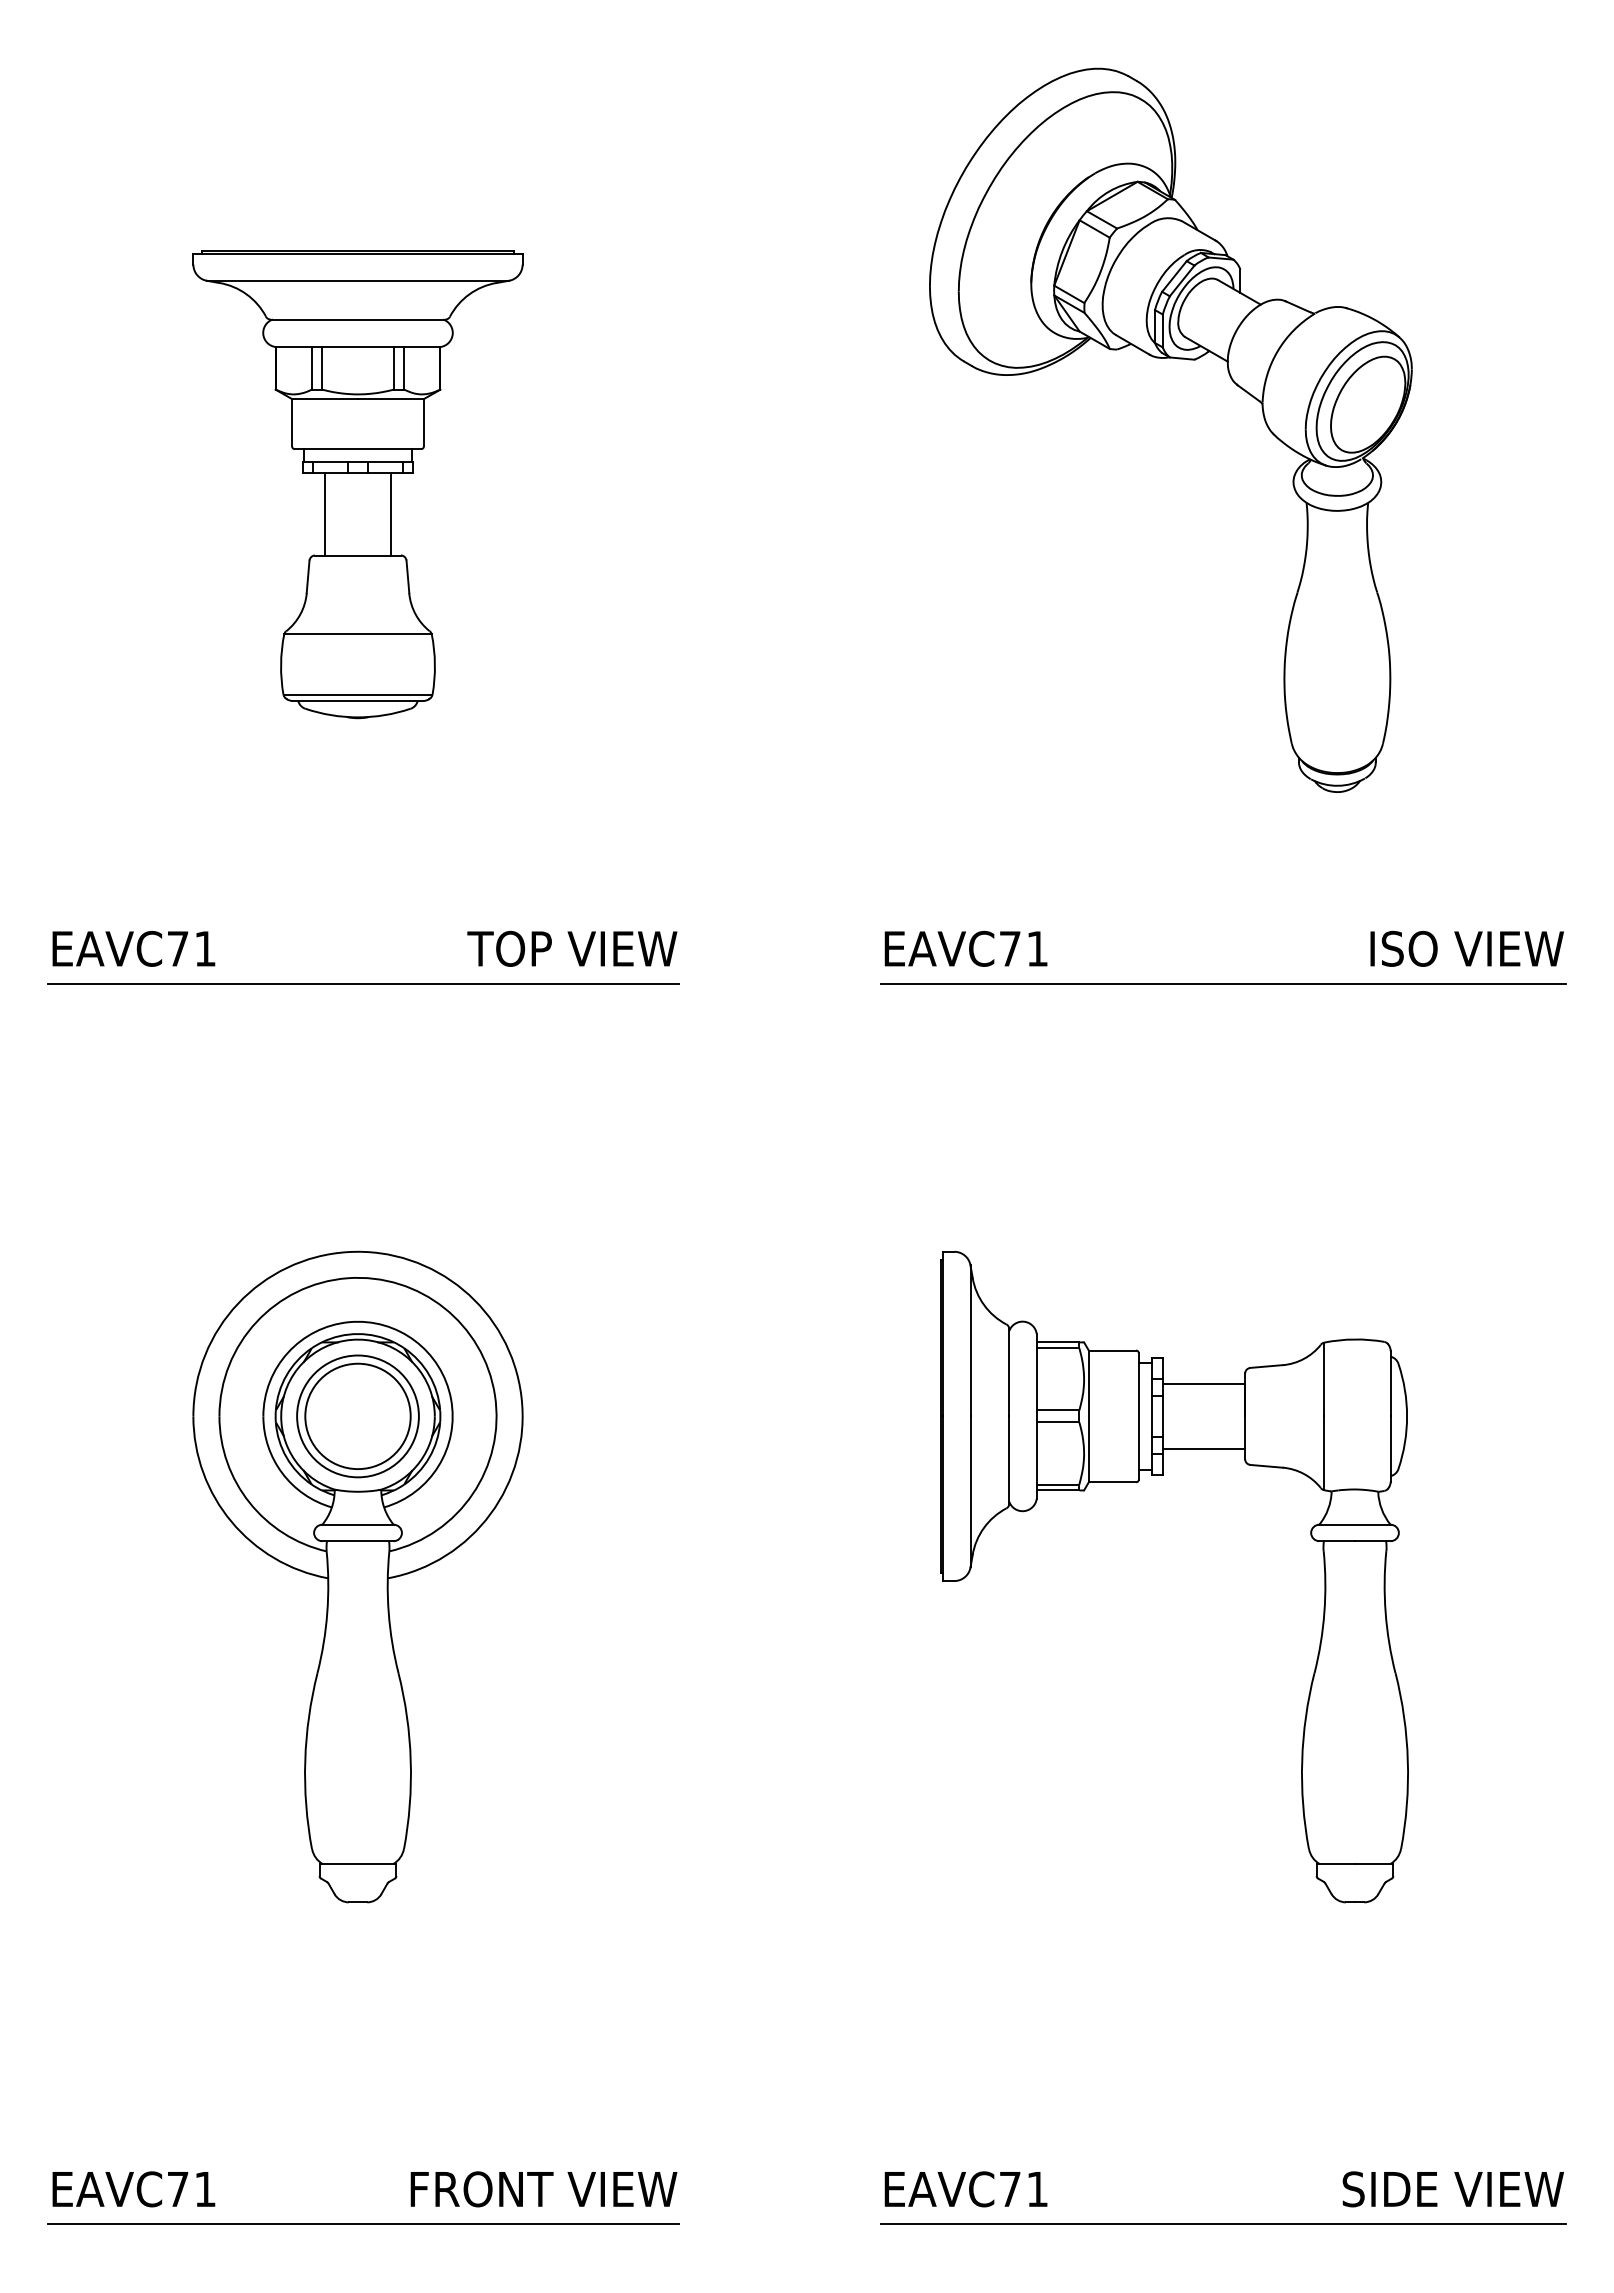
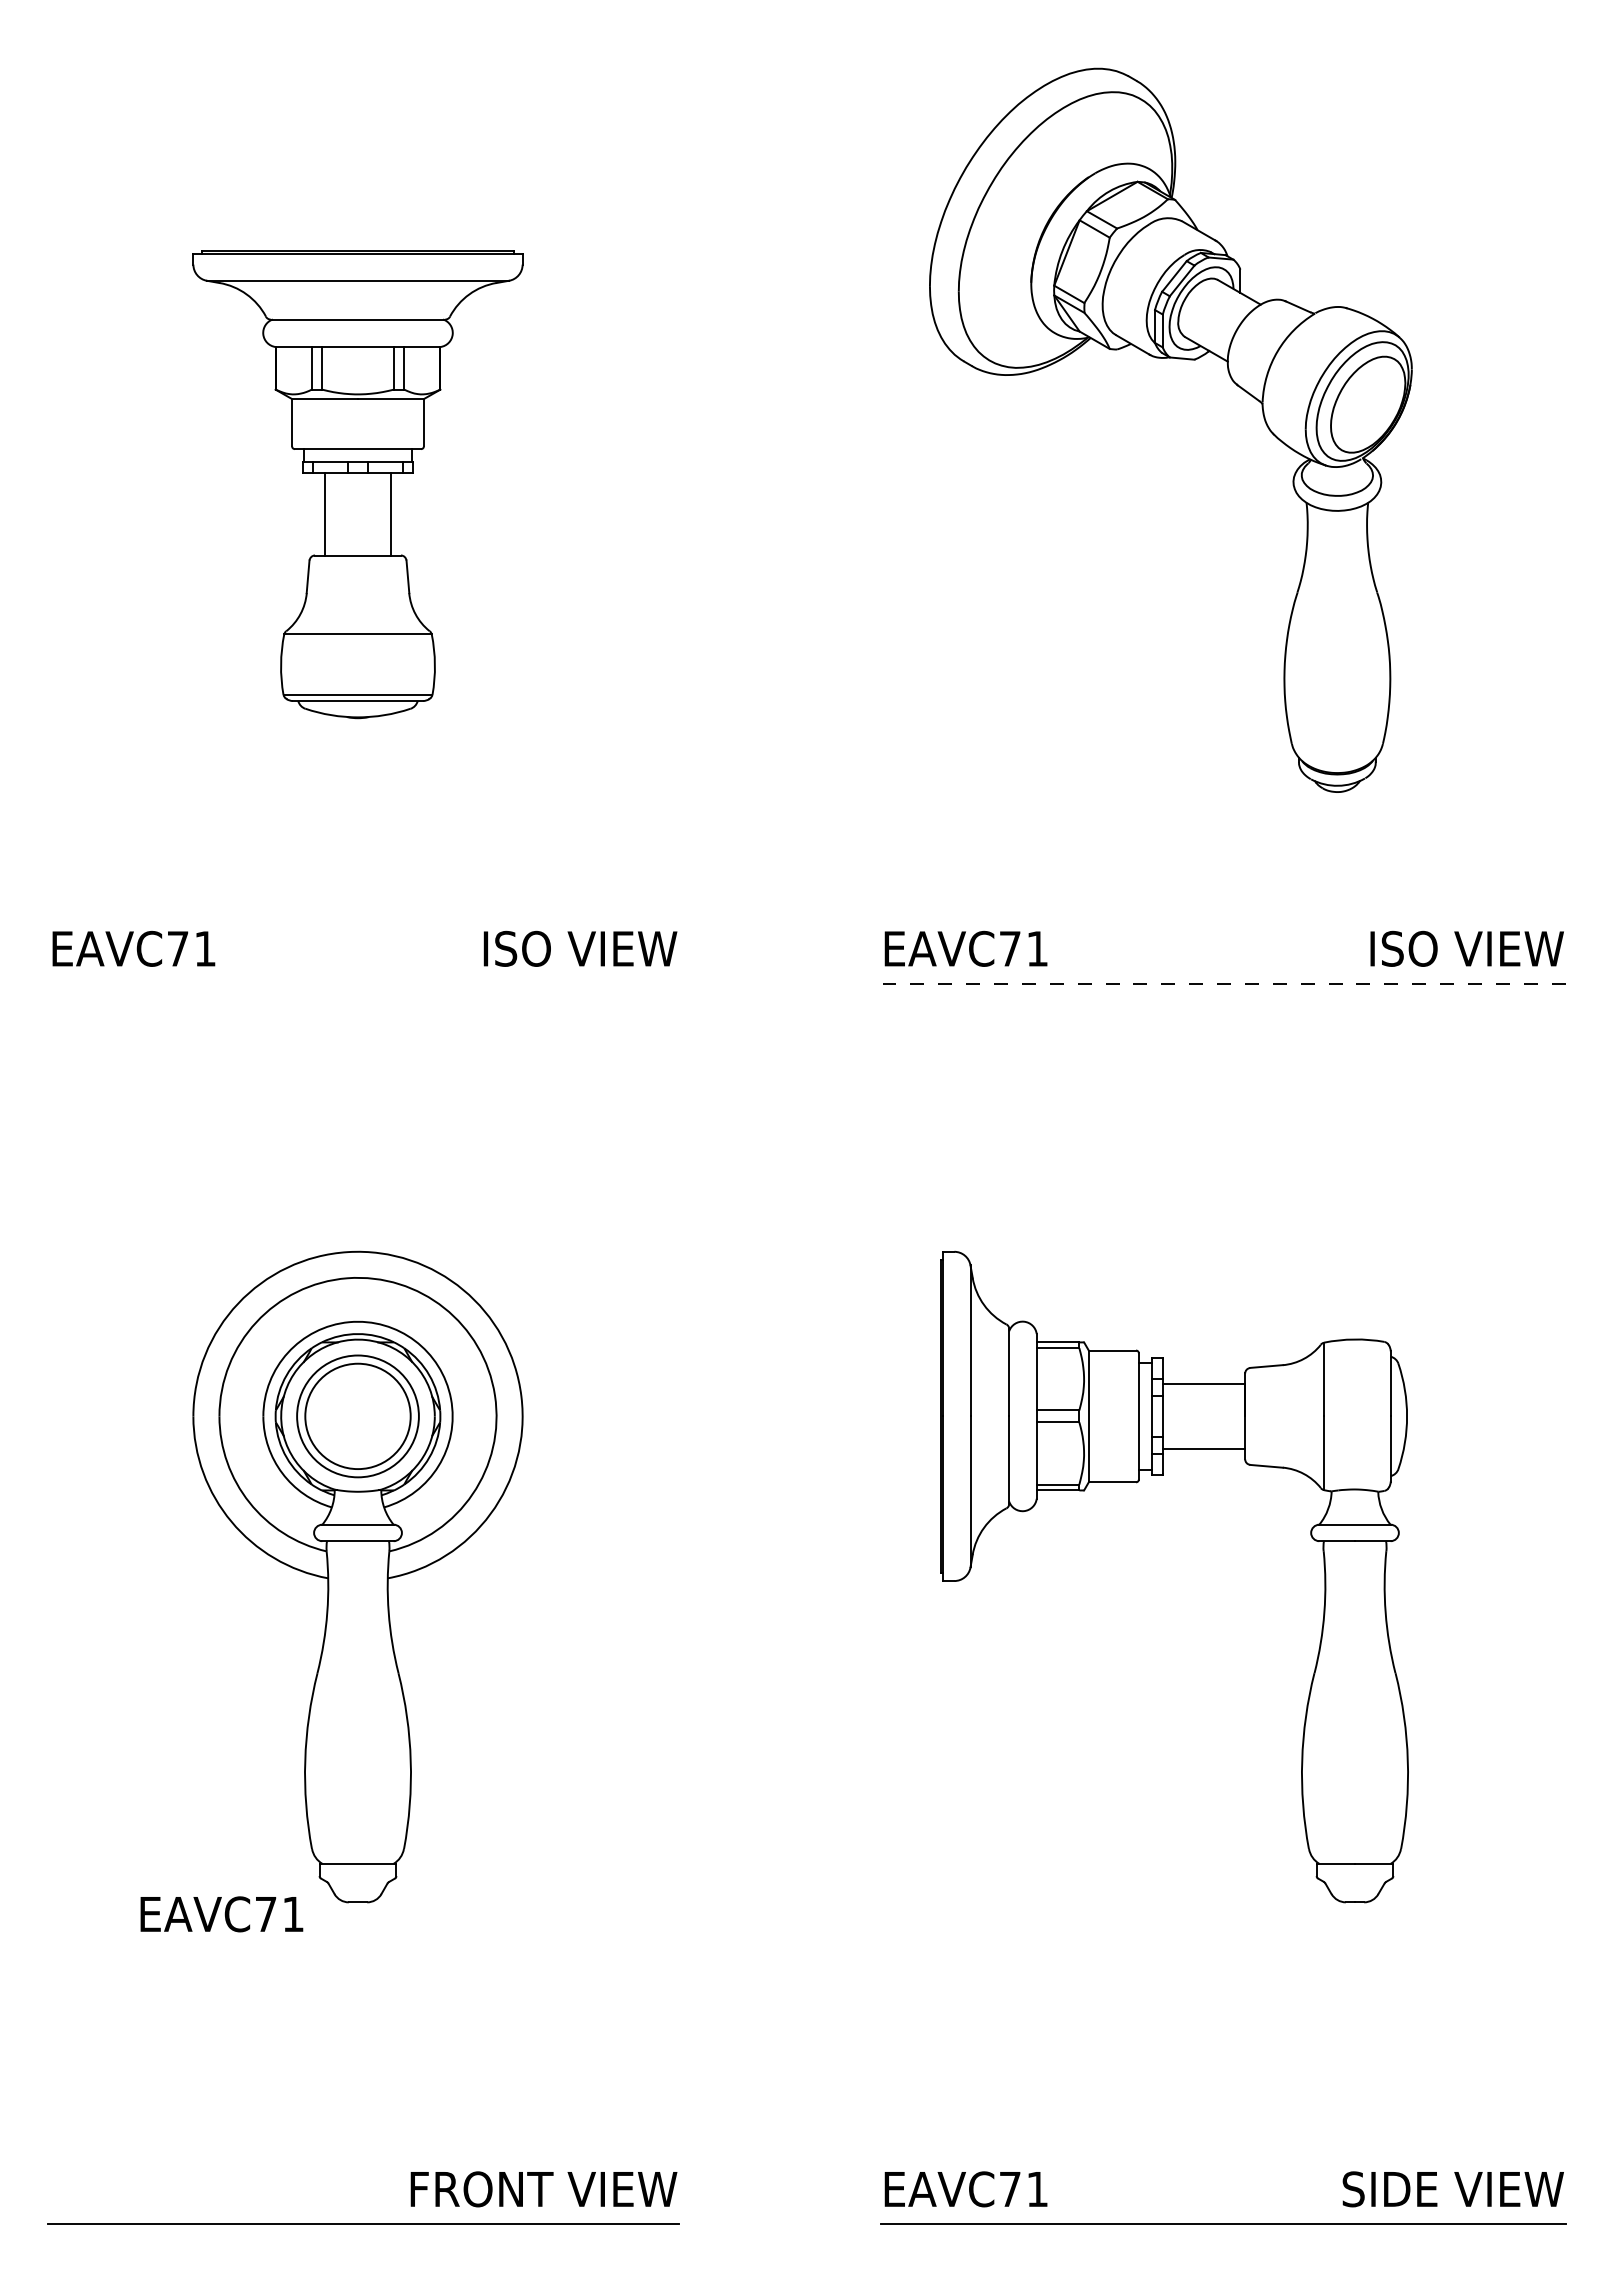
text: TOP VIEW -> ISO VIEW (509, 948)
line: present -> none (363, 983)
line: solid -> dashed (1222, 983)
text position: (133, 2189) -> (221, 1914) (221, 1914)
